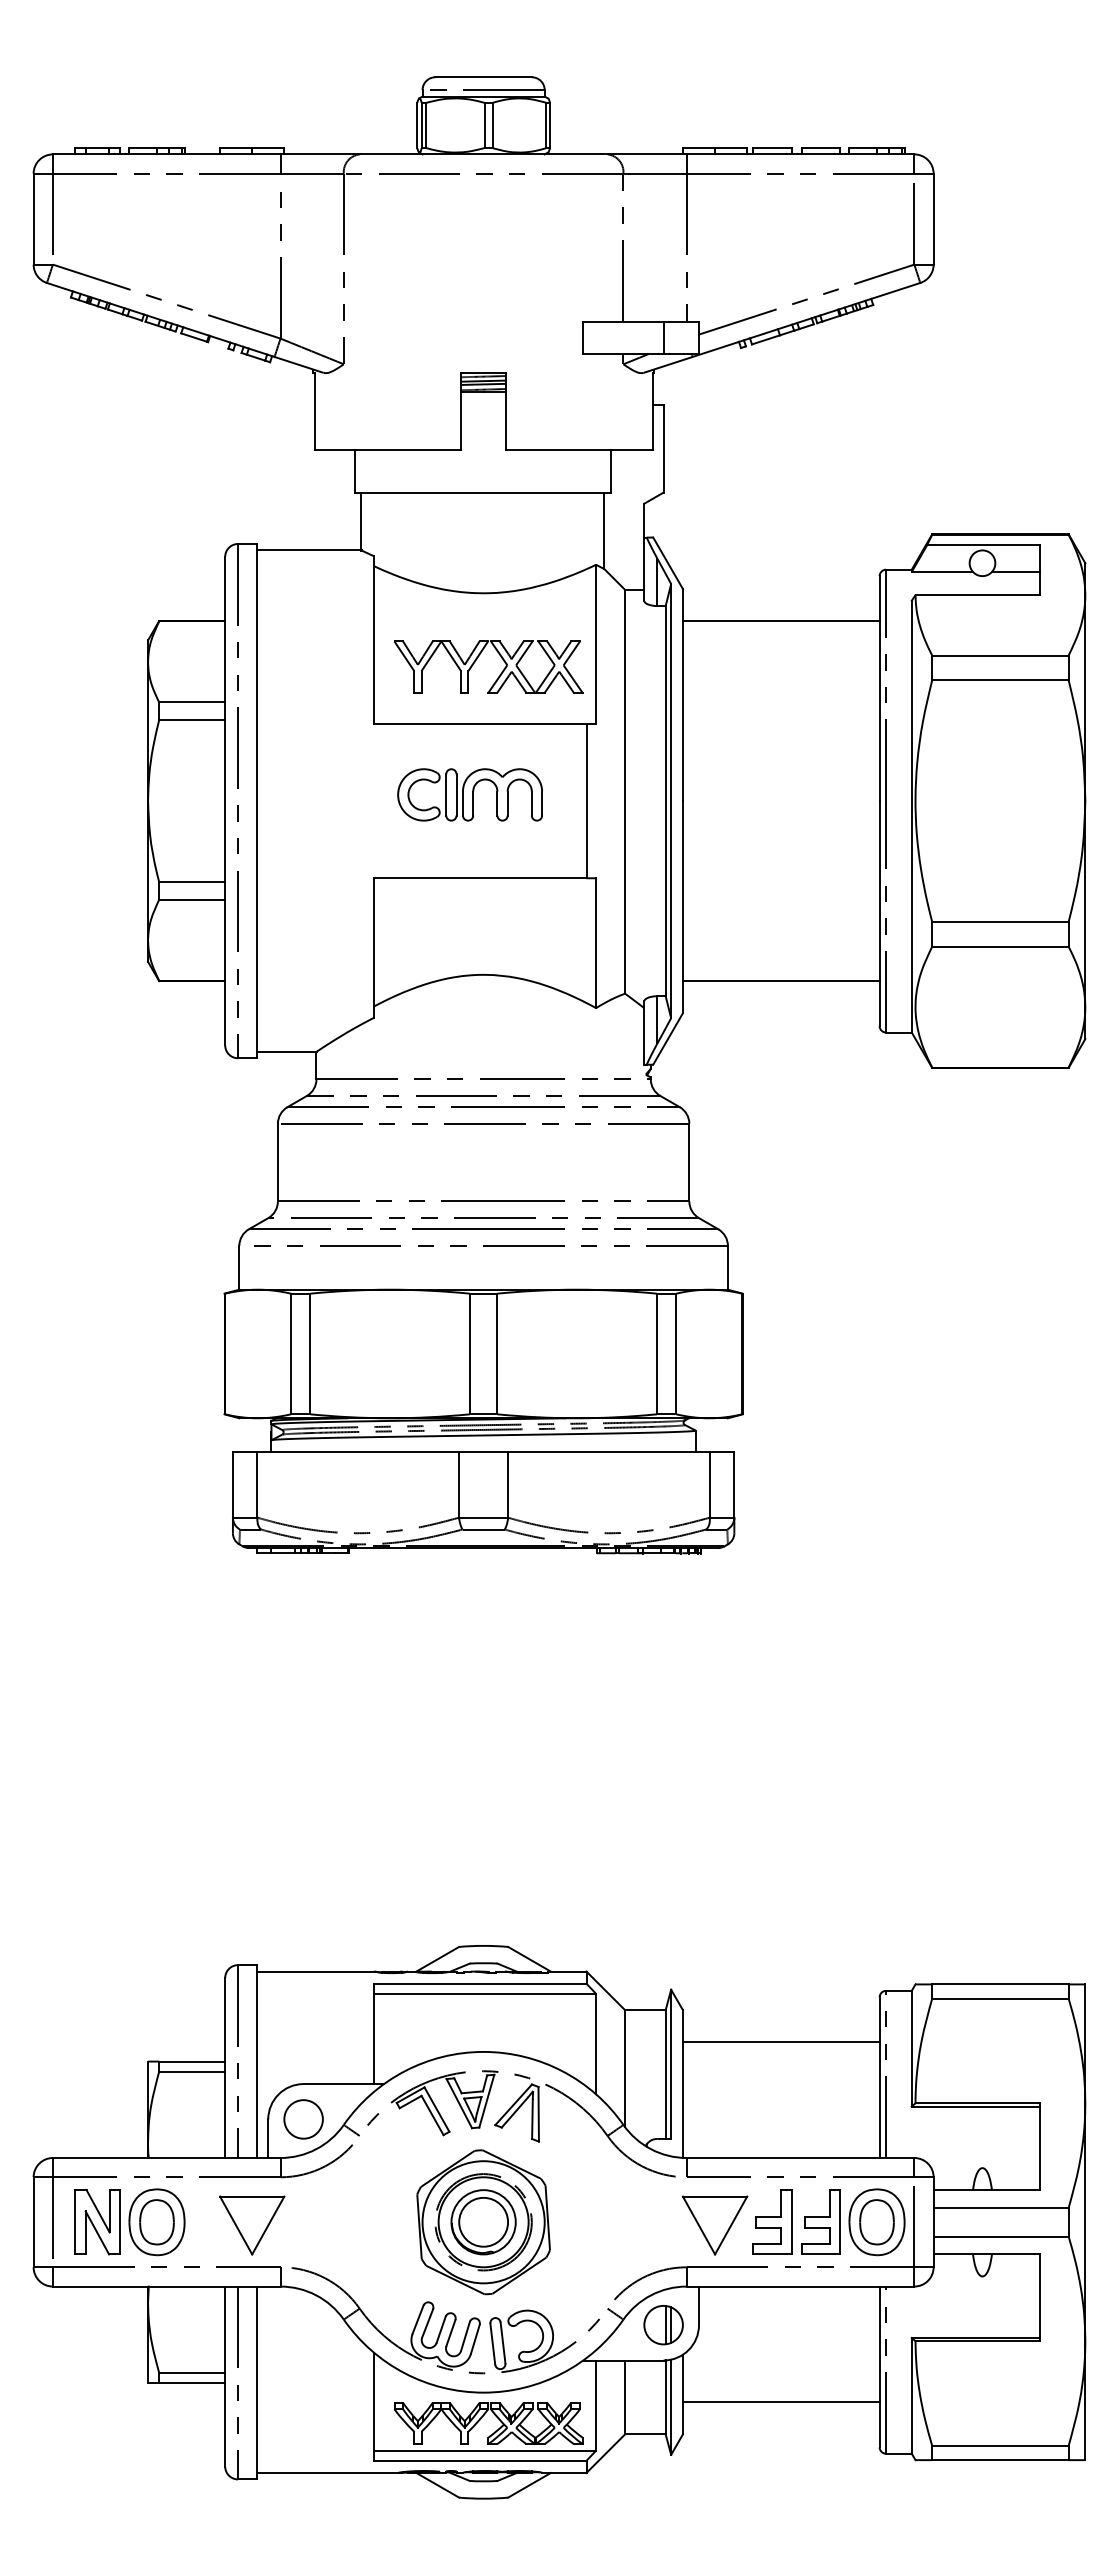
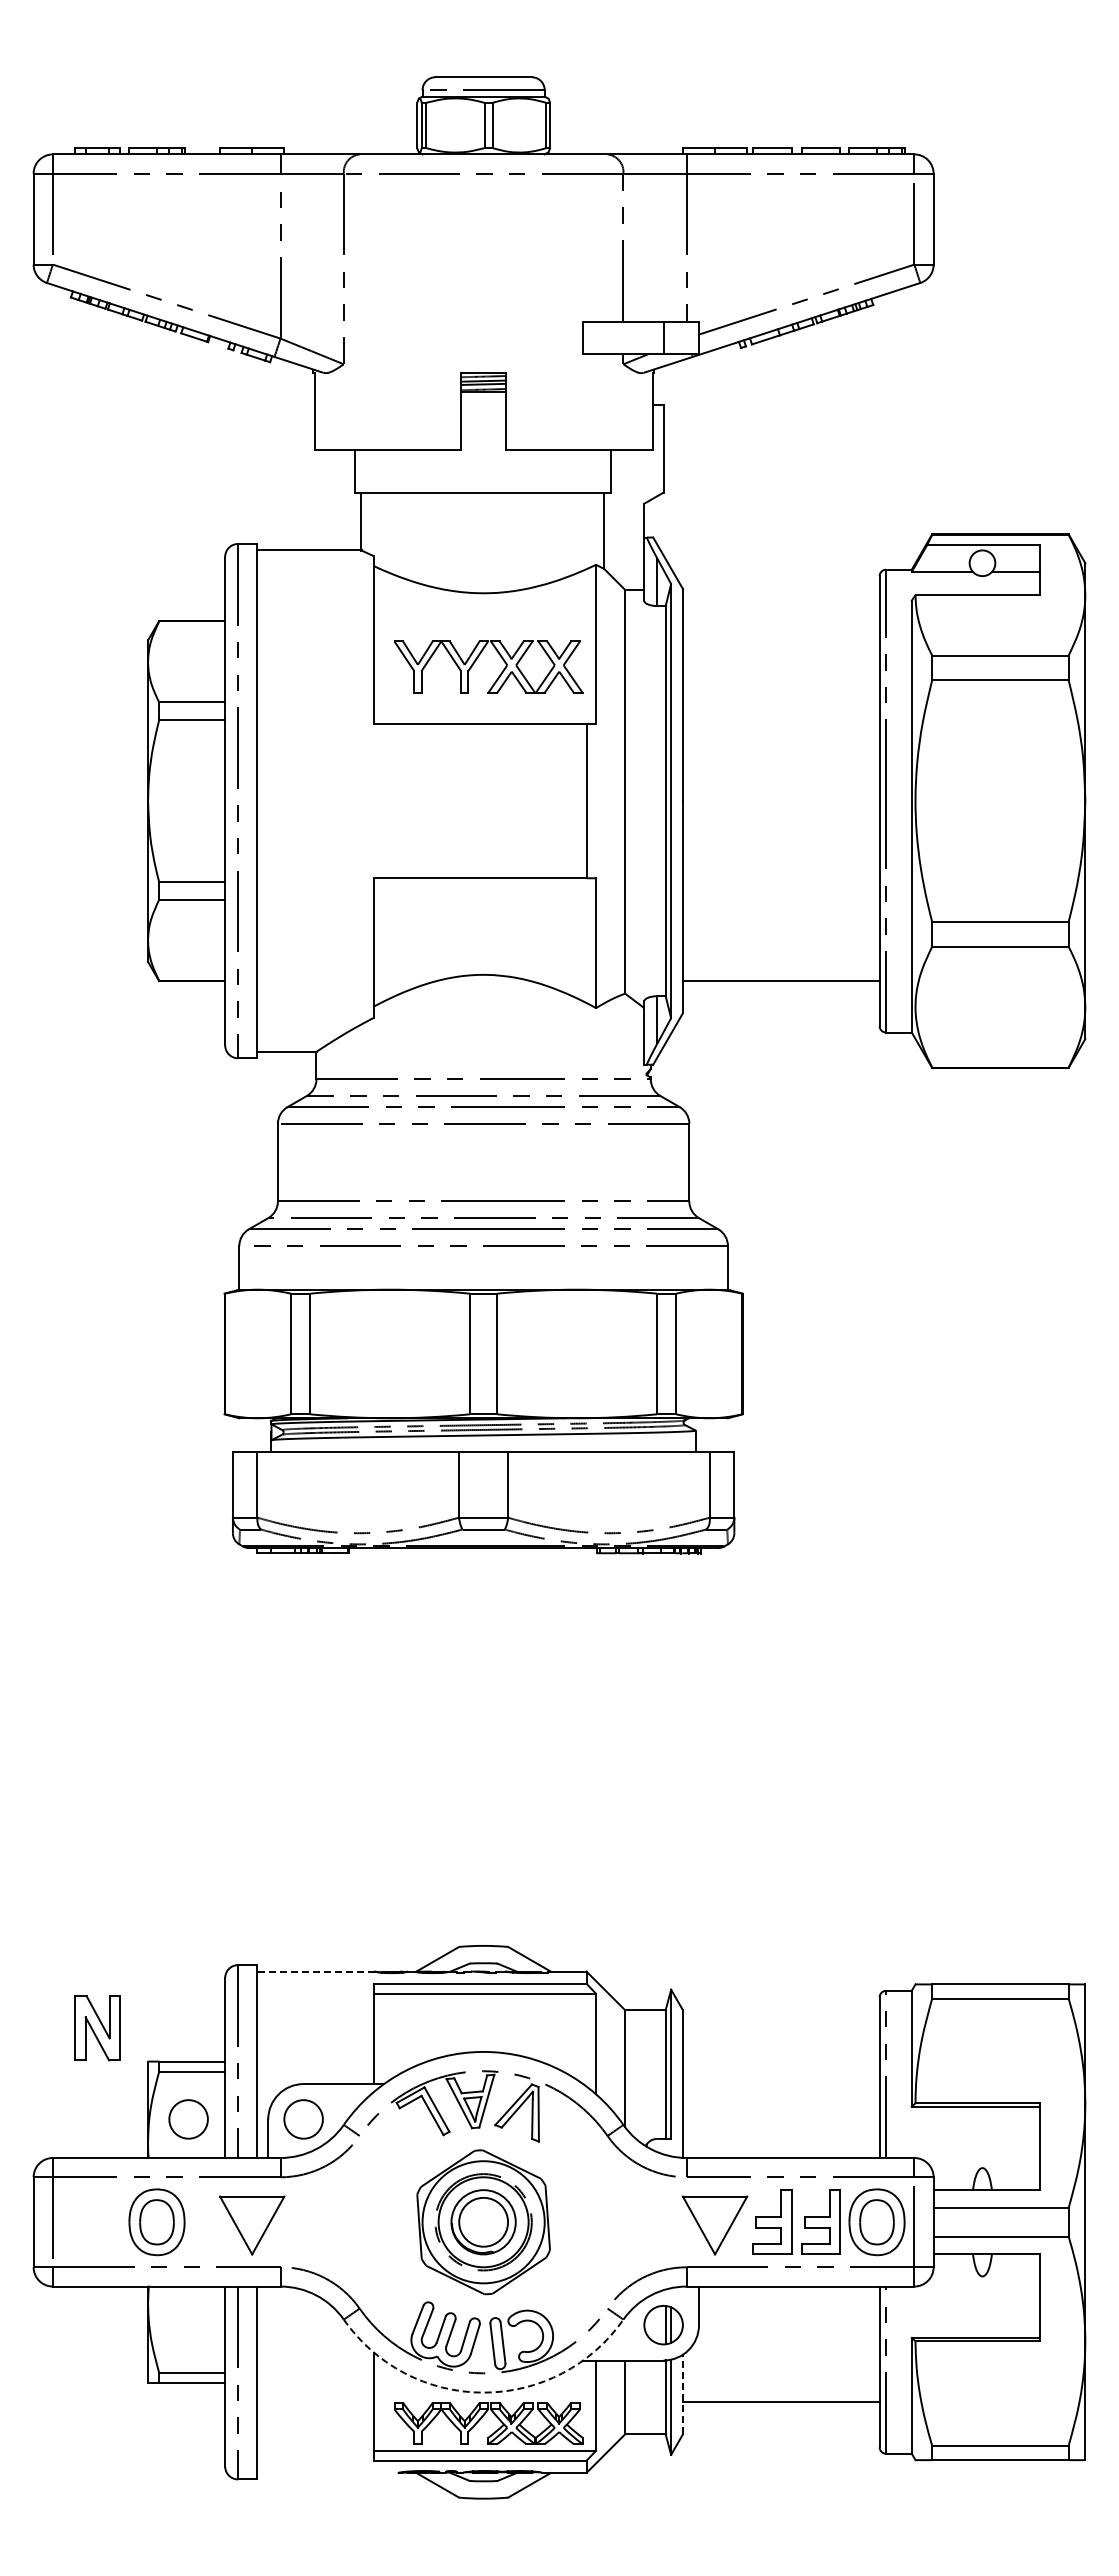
line: present -> none (780, 621)
part: present -> none (469, 794)
line: solid -> dashed (315, 1971)
line: present -> none (780, 2042)
circle: none -> present (188, 2119)
part position: (97, 2222) -> (97, 2028) (97, 2028)
arc: solid -> dashed (483, 2392)
line: solid -> dashed (682, 2394)
line: present -> none (328, 2473)
